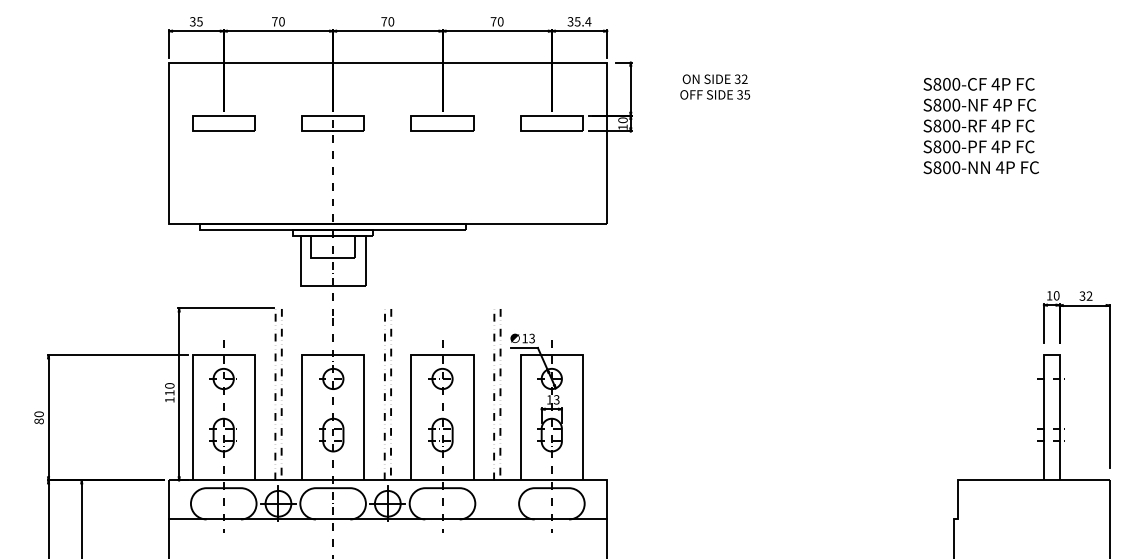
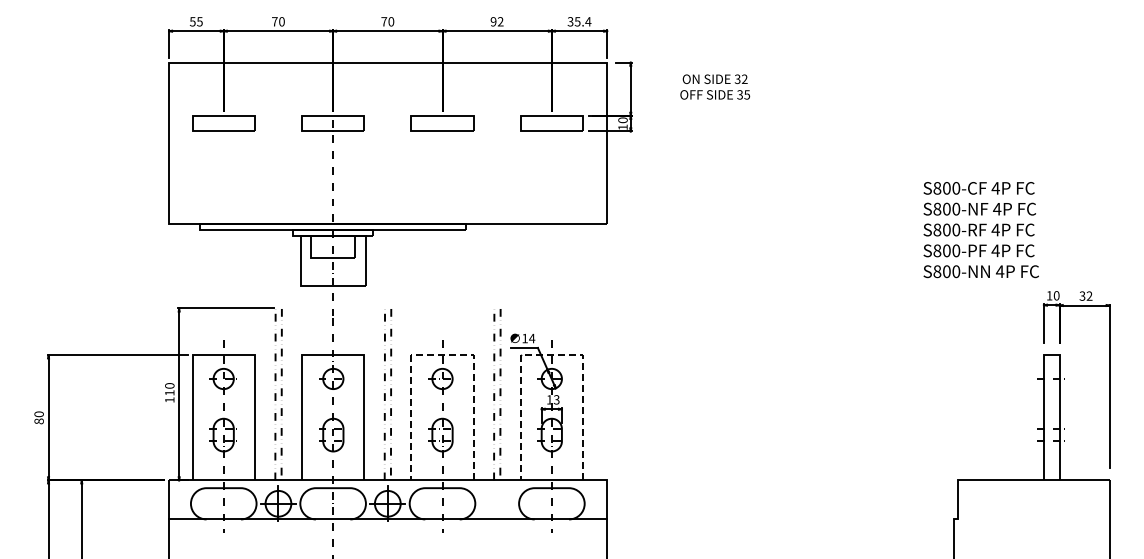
text: 35 -> 55 (192, 19)
text: 70 -> 92 (496, 21)
text position: (980, 126) -> (980, 230) (980, 230)
text: 13 -> 14 (532, 338)
line: solid -> dashed (442, 355)
line: solid -> dashed (551, 355)
